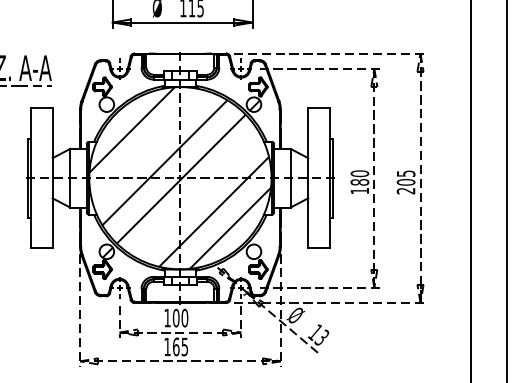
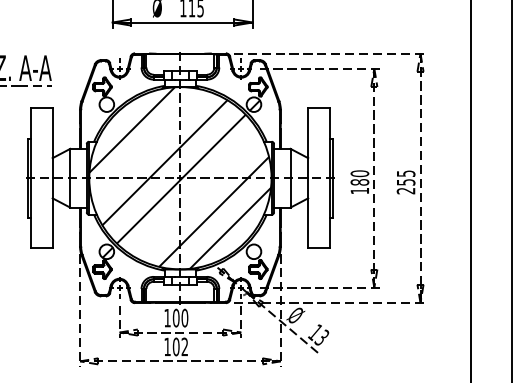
text: 205 -> 255 (405, 182)
line position: (507, 190) -> (512, 190) (512, 190)
text: 165 -> 102 (180, 346)
